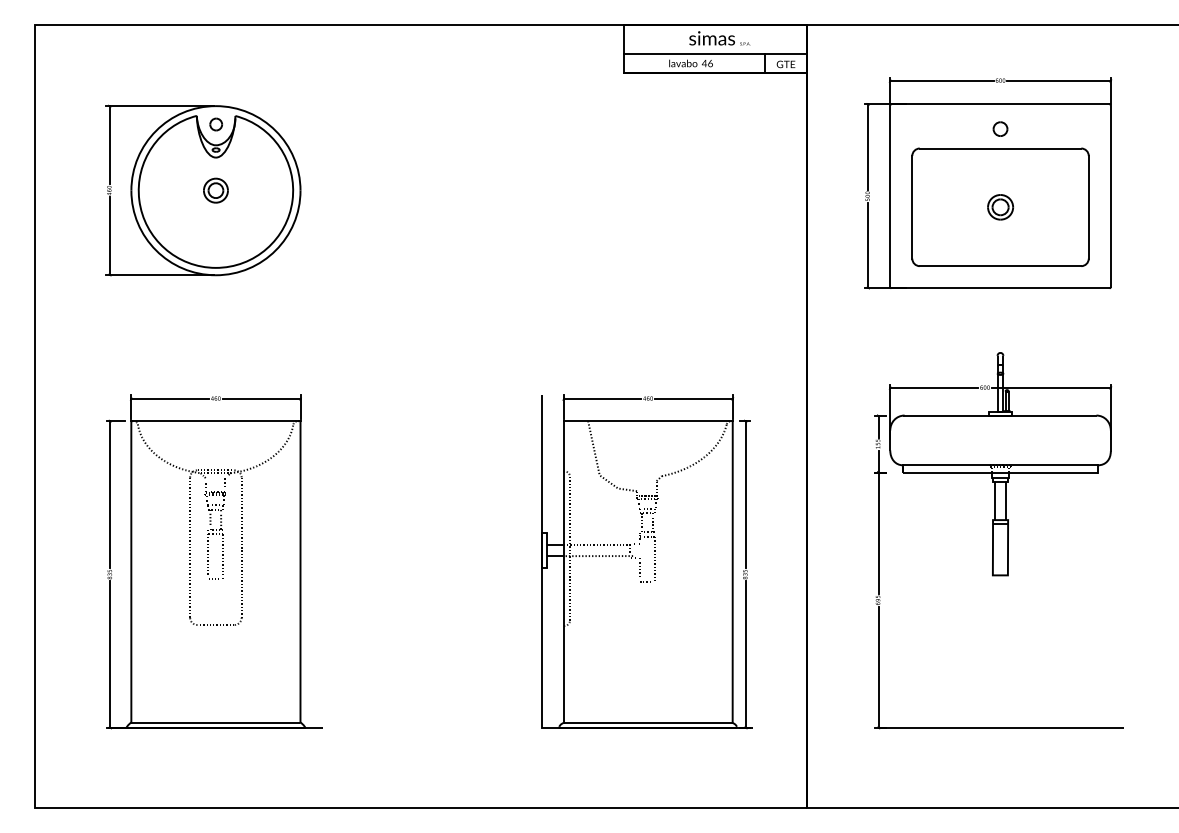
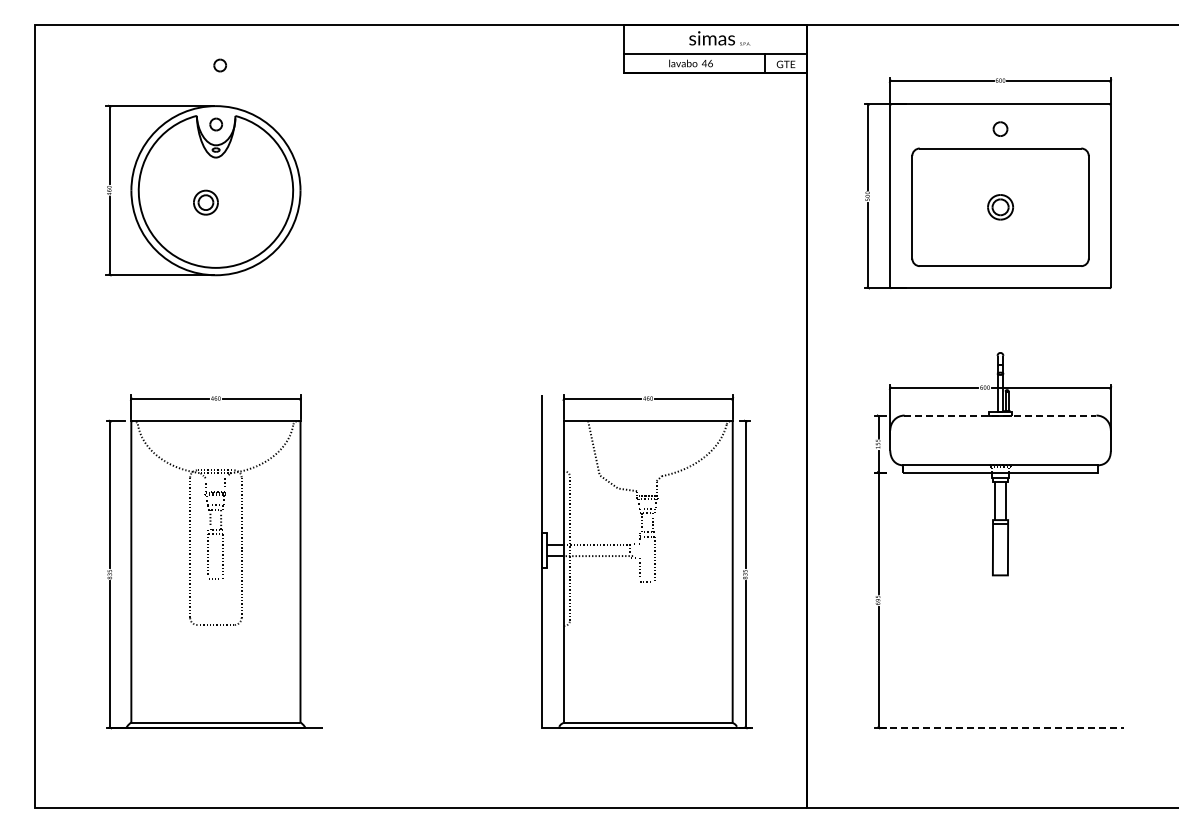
part: none -> present (219, 65)
part position: (215, 190) -> (205, 202) (205, 202)
line: solid -> dashed (1000, 415)
line: solid -> dashed (1002, 728)
